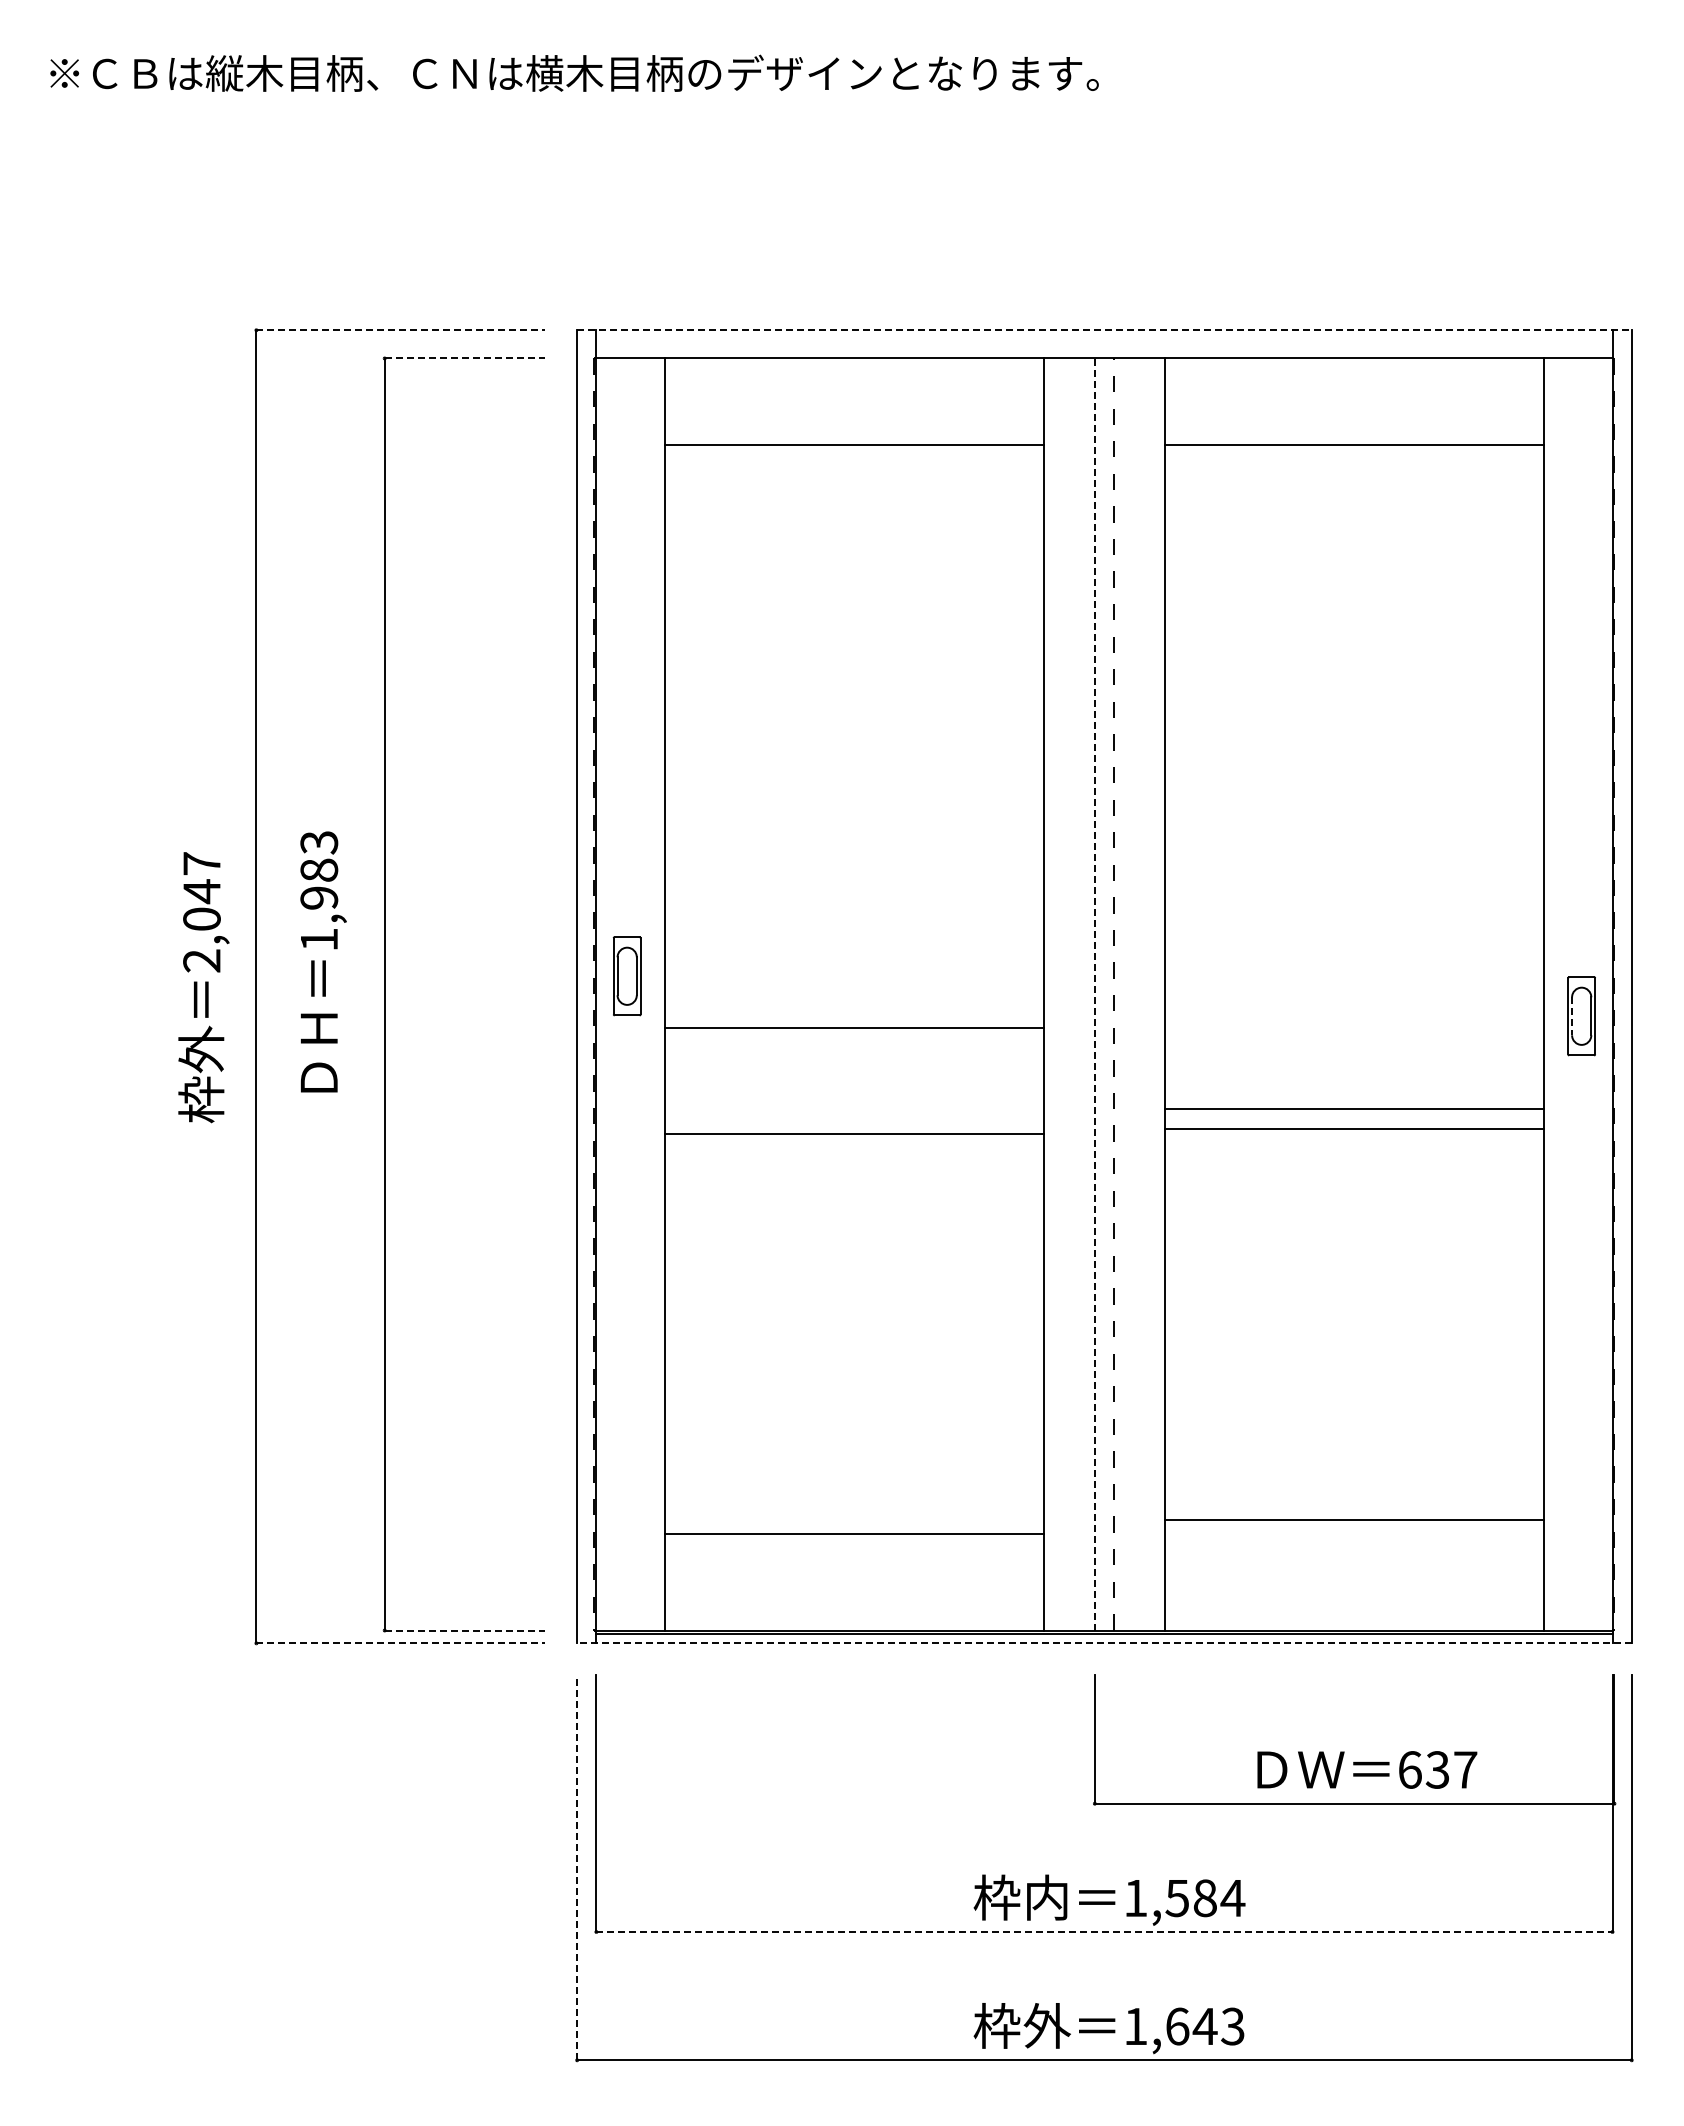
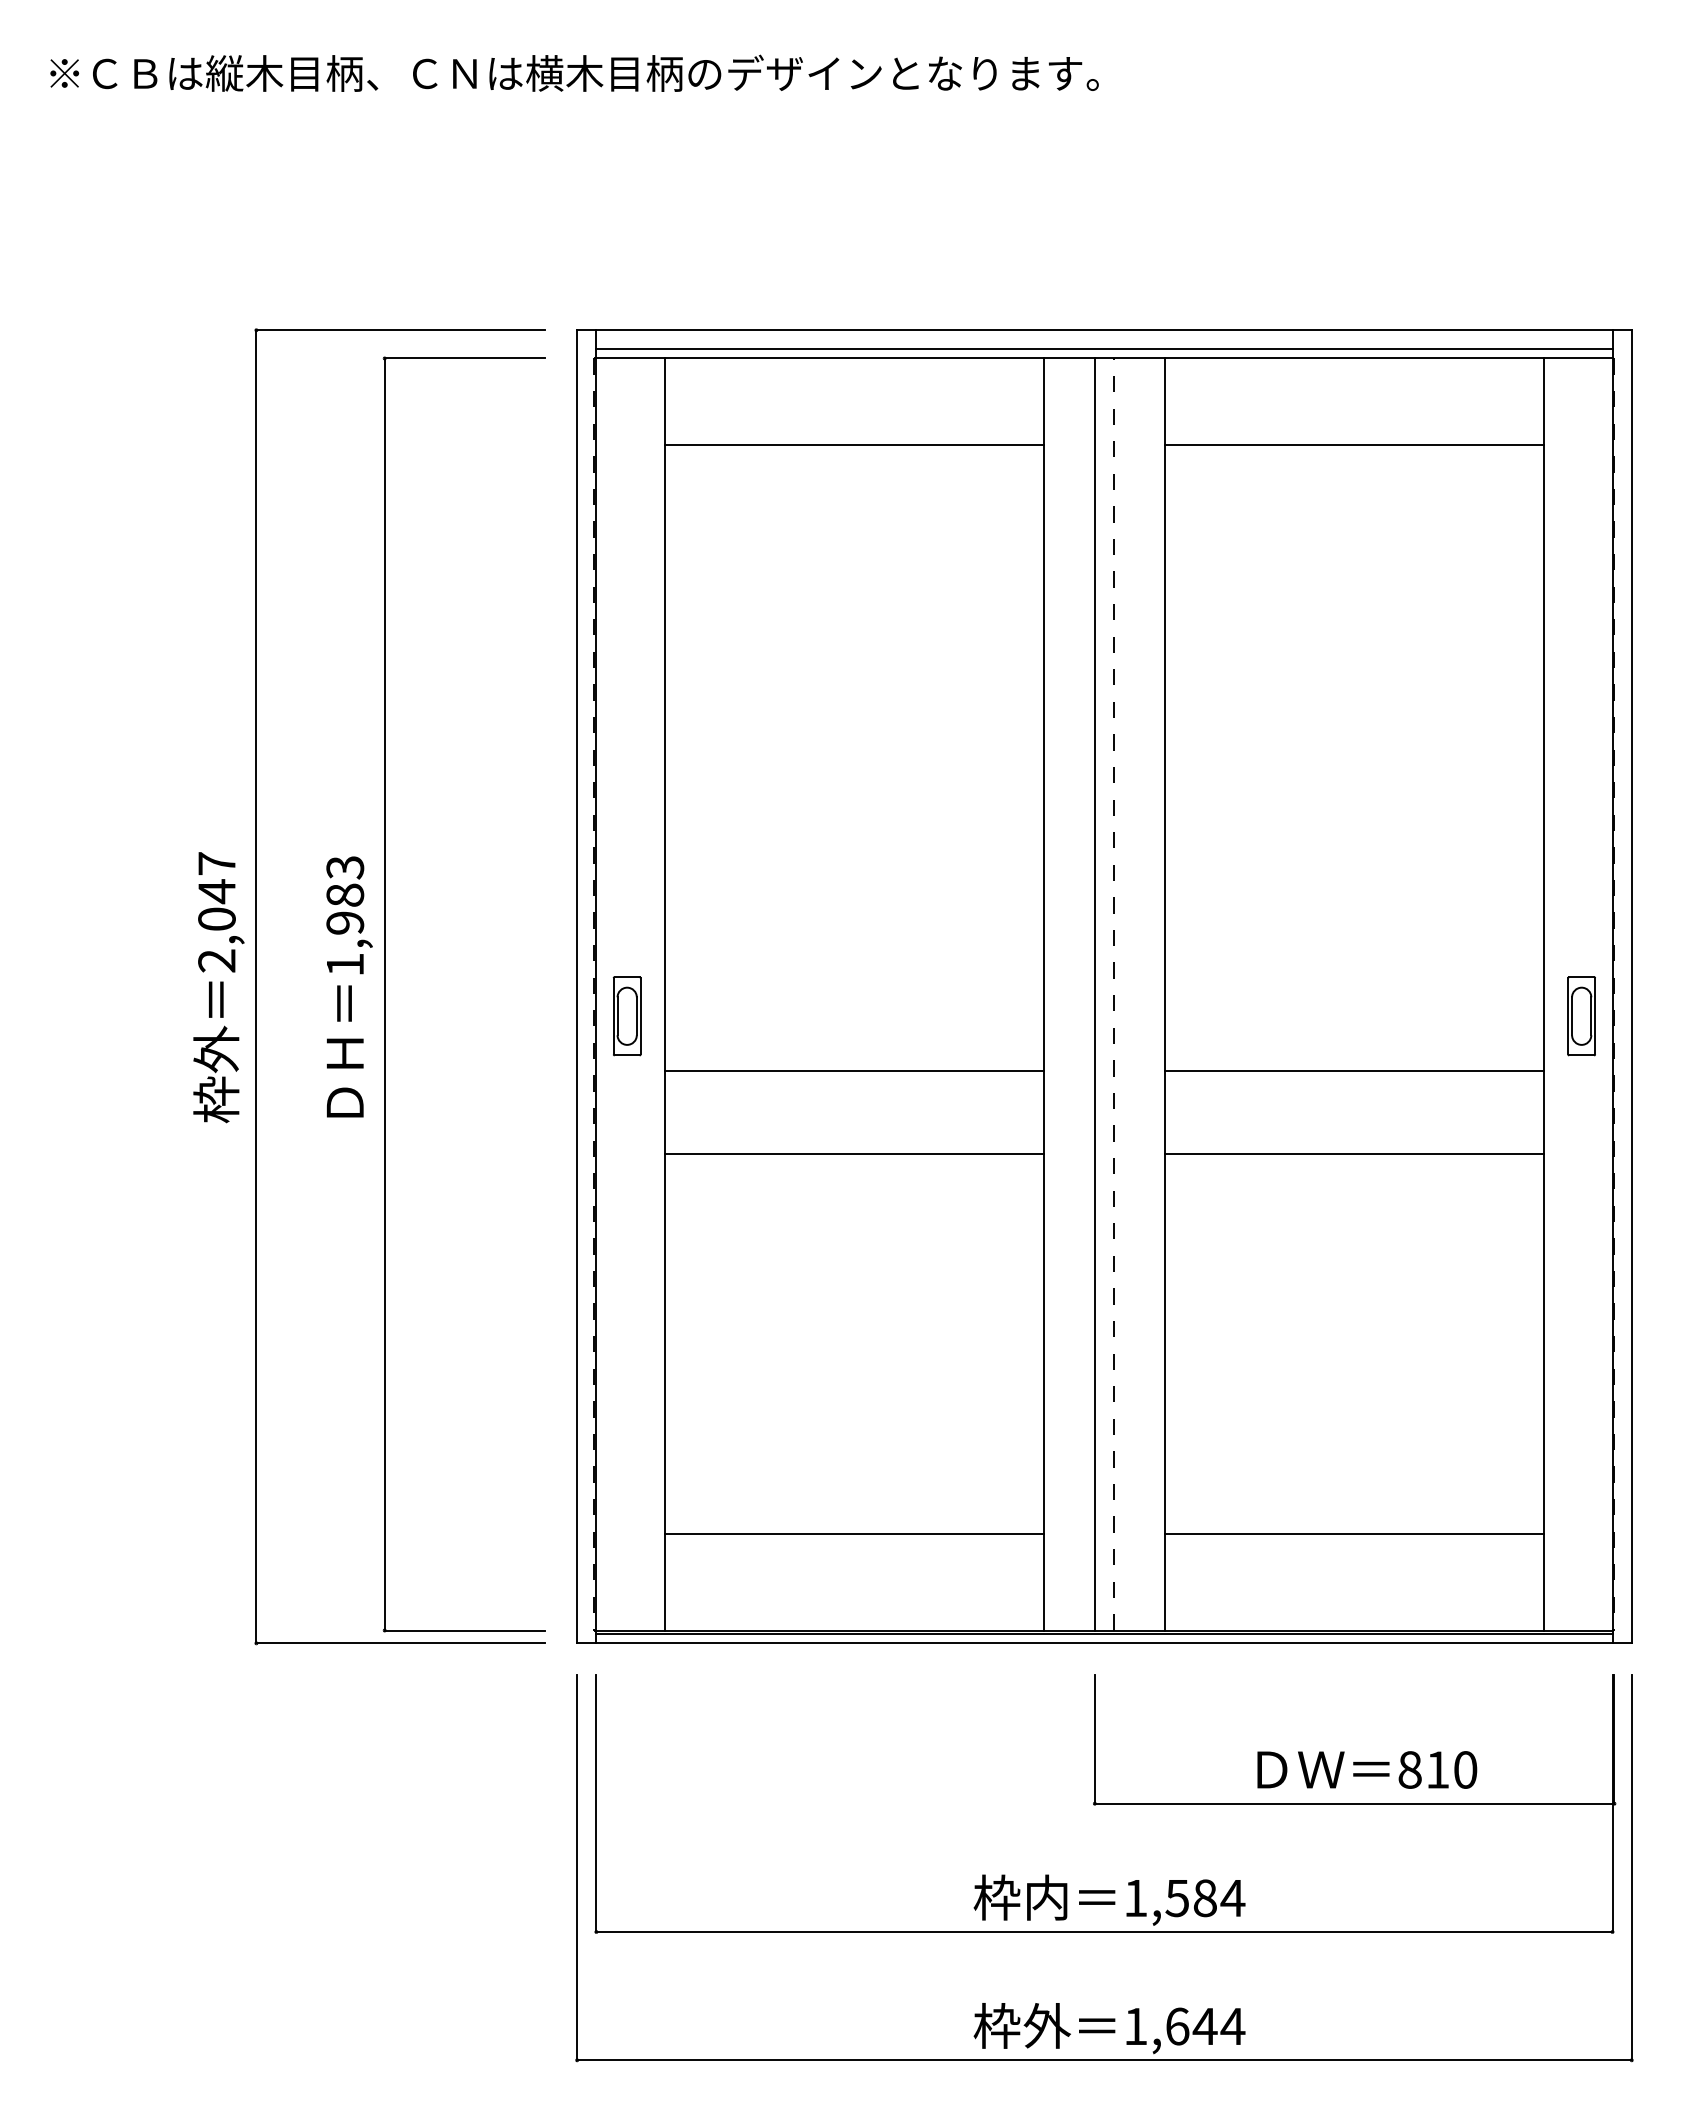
line: dashed -> solid (401, 330)
line: dashed -> solid (1104, 330)
line: none -> present (1104, 349)
line: dashed -> solid (465, 358)
text position: (323, 961) -> (349, 986) (349, 986)
part position: (626, 976) -> (626, 1016) (626, 1016)
text position: (203, 987) -> (218, 987) (218, 987)
line: dashed -> solid (1094, 993)
line: dashed -> solid (1572, 1016)
line position: (854, 1027) -> (854, 1070) (854, 1070)
line position: (1354, 1108) -> (1354, 1070) (1354, 1070)
line position: (1354, 1128) -> (1354, 1153) (1354, 1153)
line position: (854, 1133) -> (854, 1153) (854, 1153)
line position: (1354, 1520) -> (1354, 1534) (1354, 1534)
line: dashed -> solid (465, 1630)
line: dashed -> solid (401, 1643)
line: dashed -> solid (1103, 1643)
text: 637 -> 810 (1437, 1769)
line: dashed -> solid (577, 1867)
line: dashed -> solid (1104, 1932)
text: 1,643 -> 1,644 (1232, 2026)
